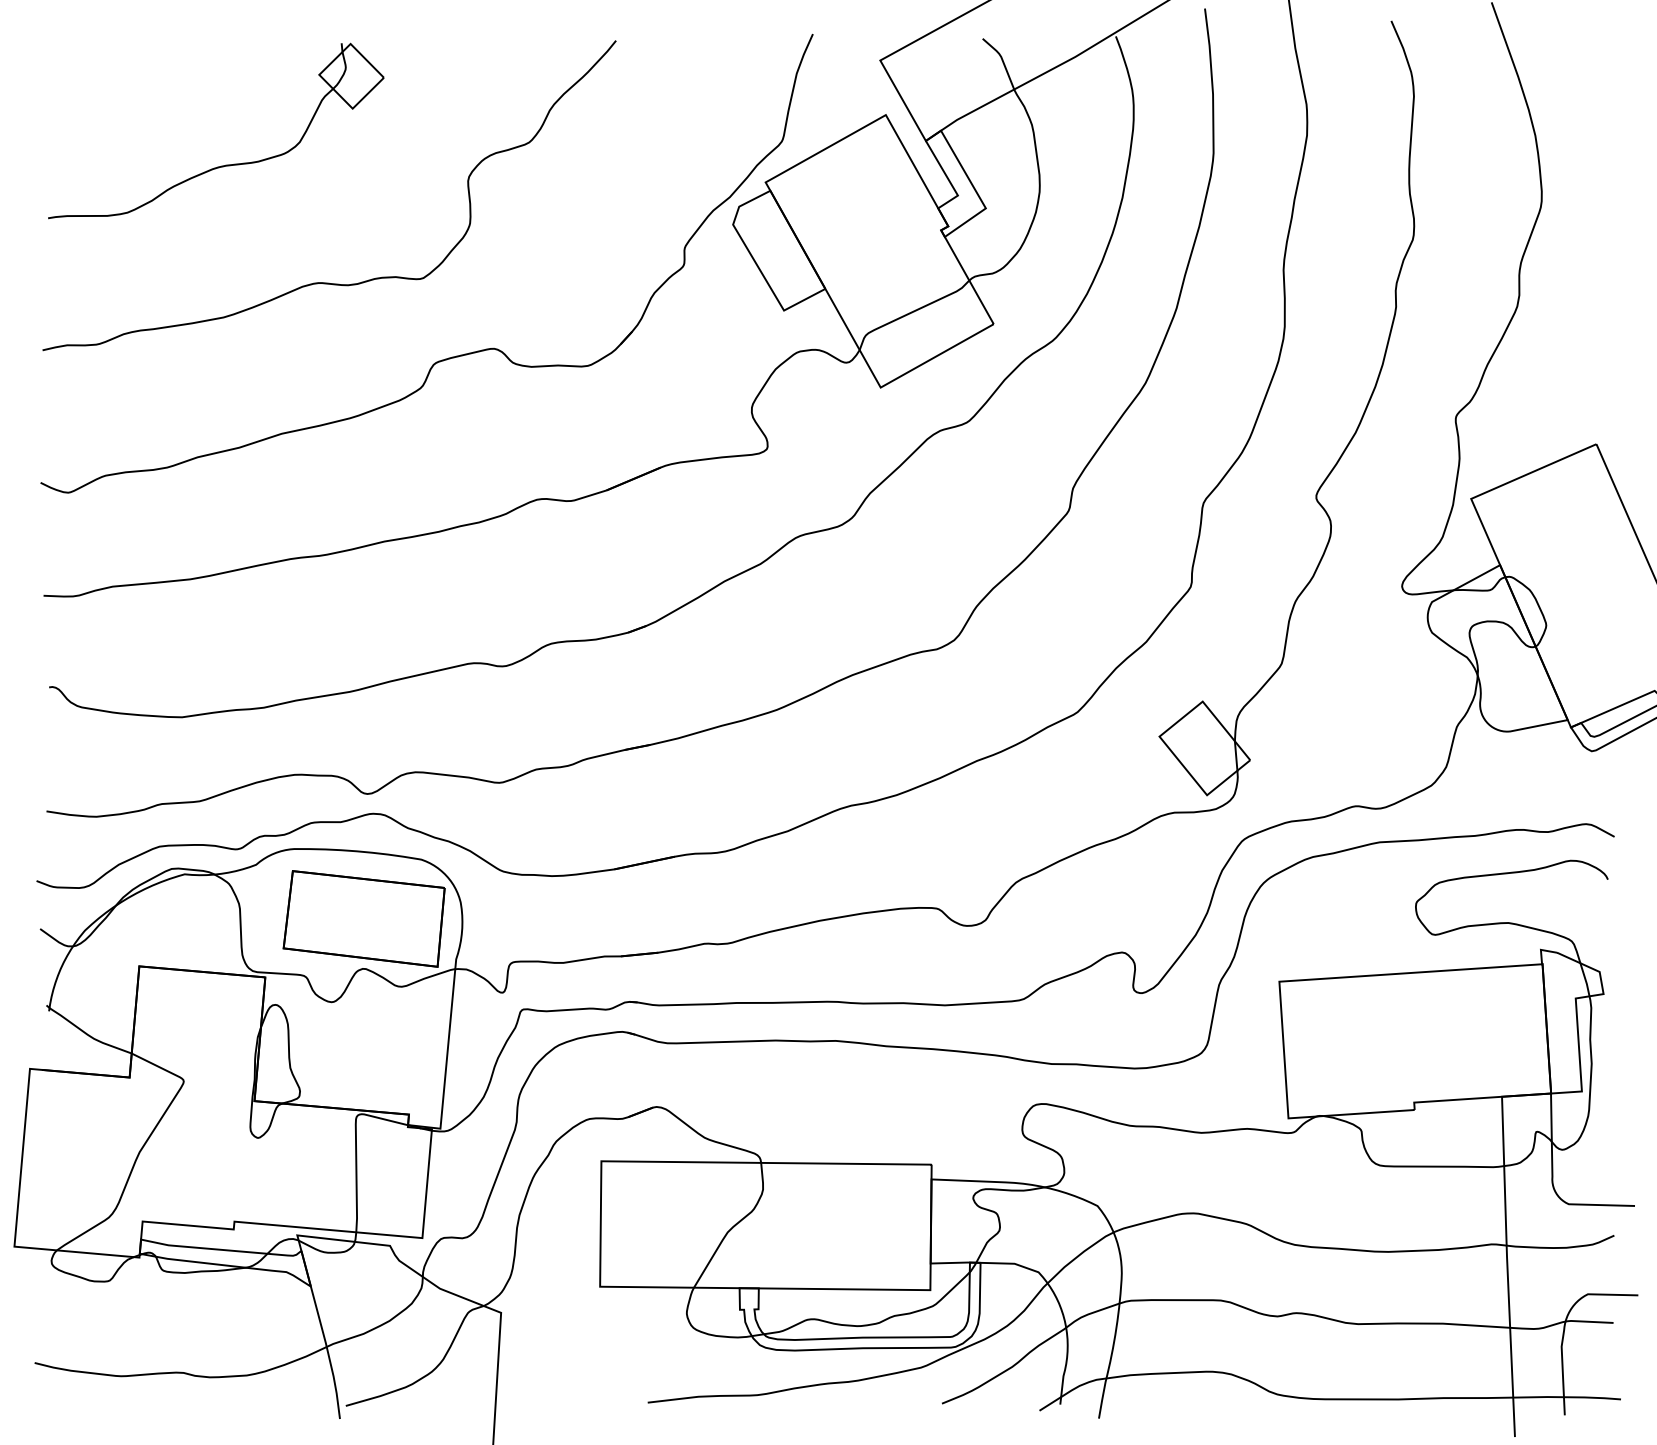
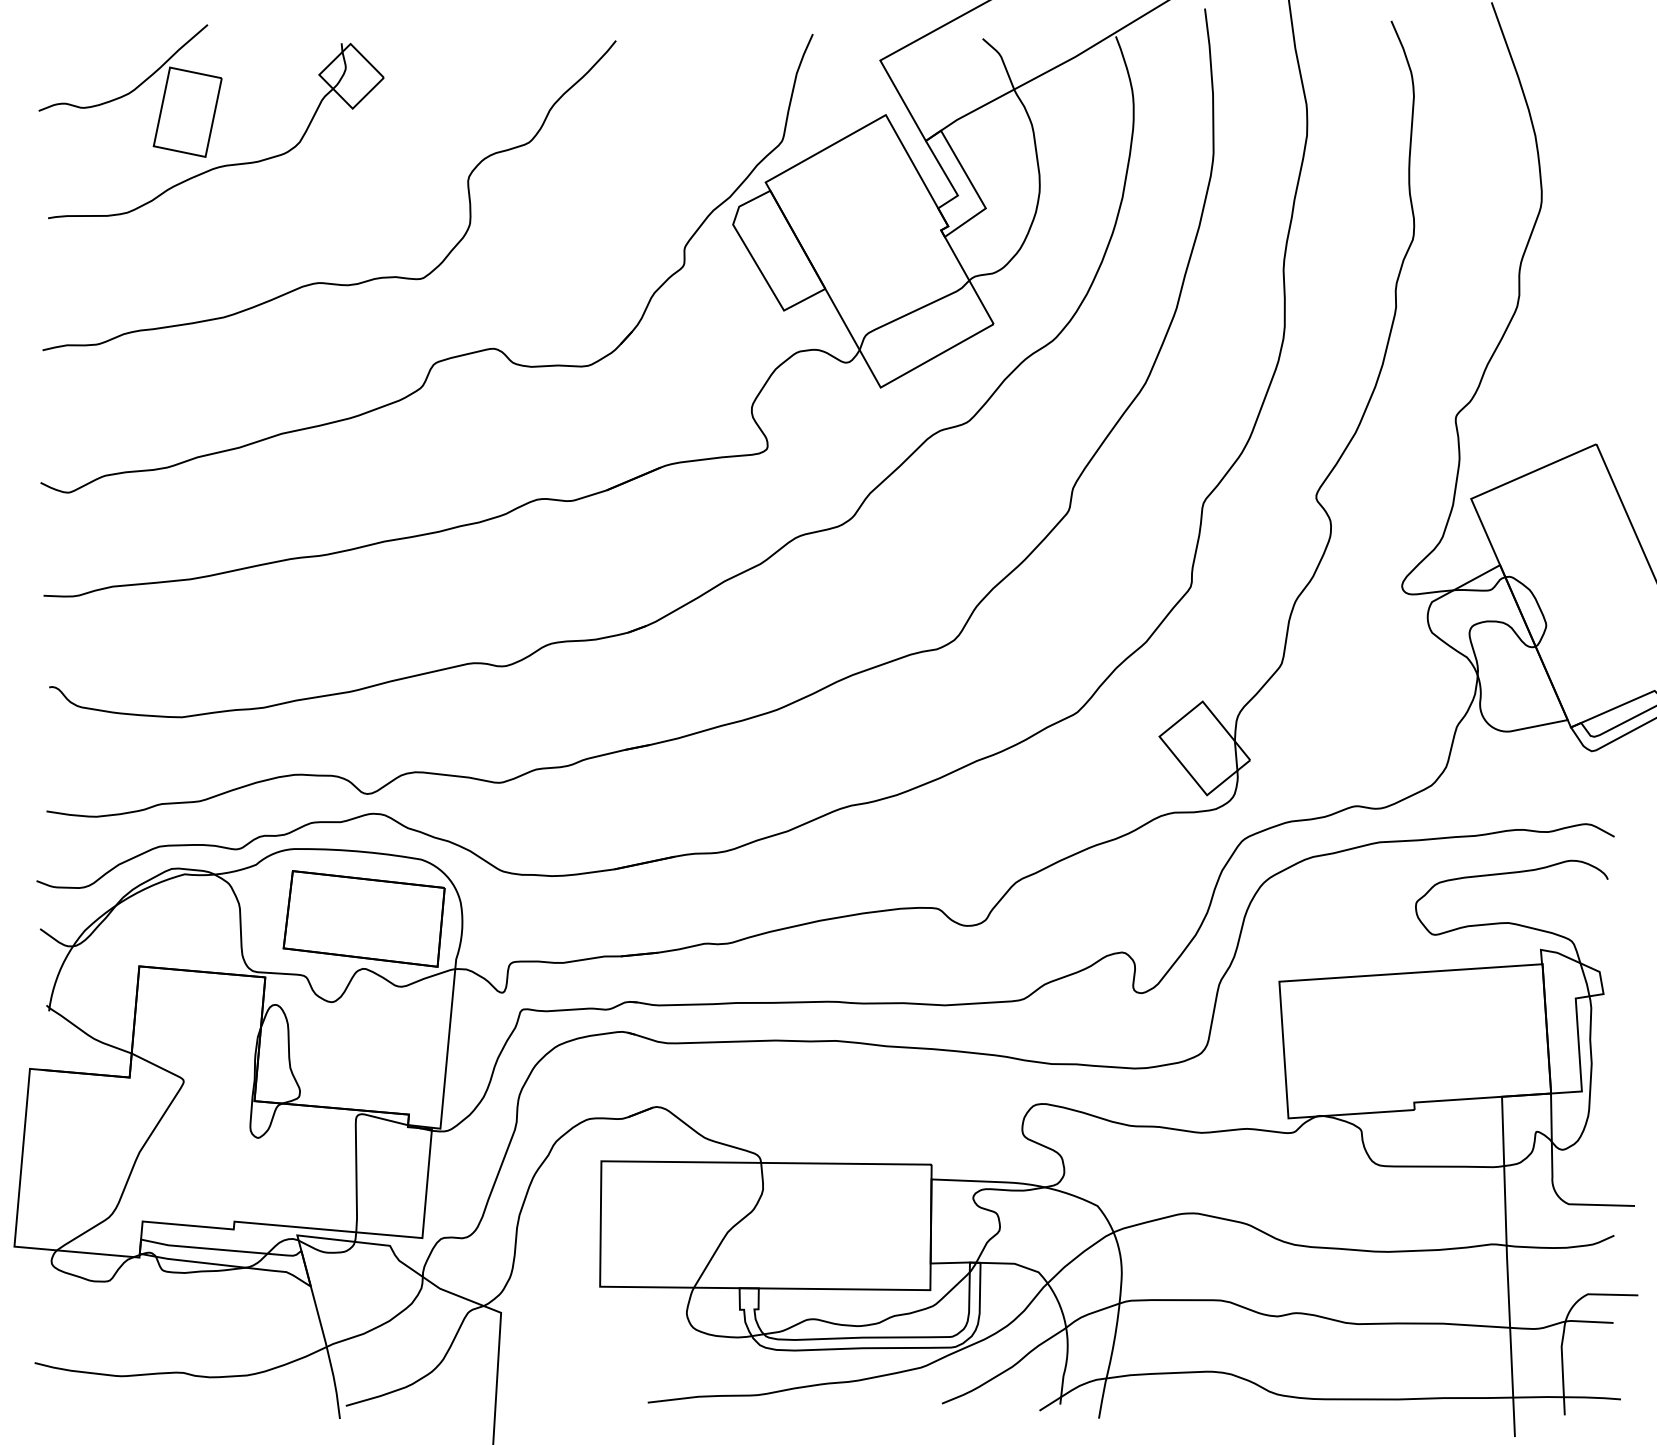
part: none -> present (130, 90)
